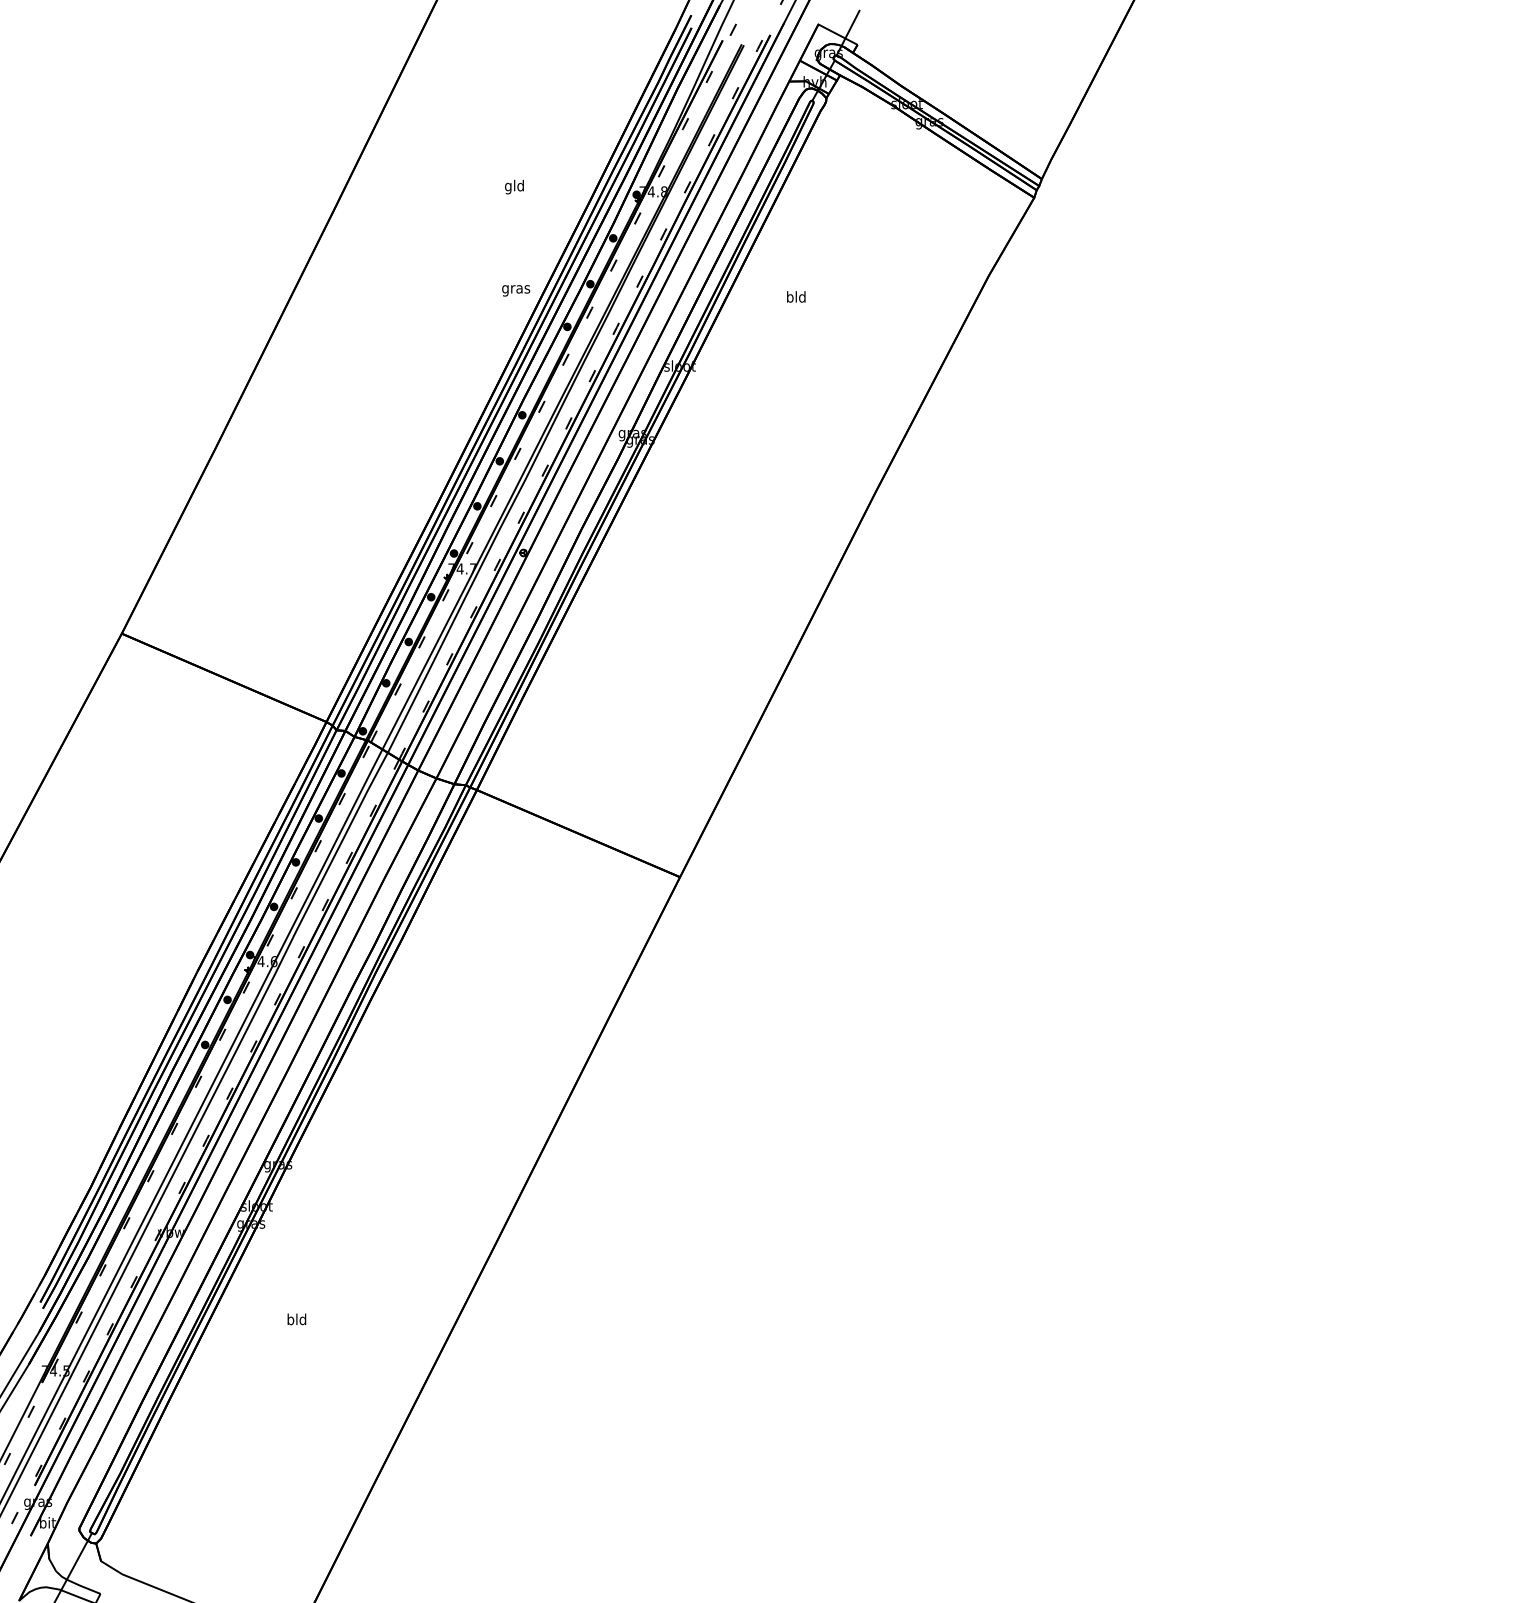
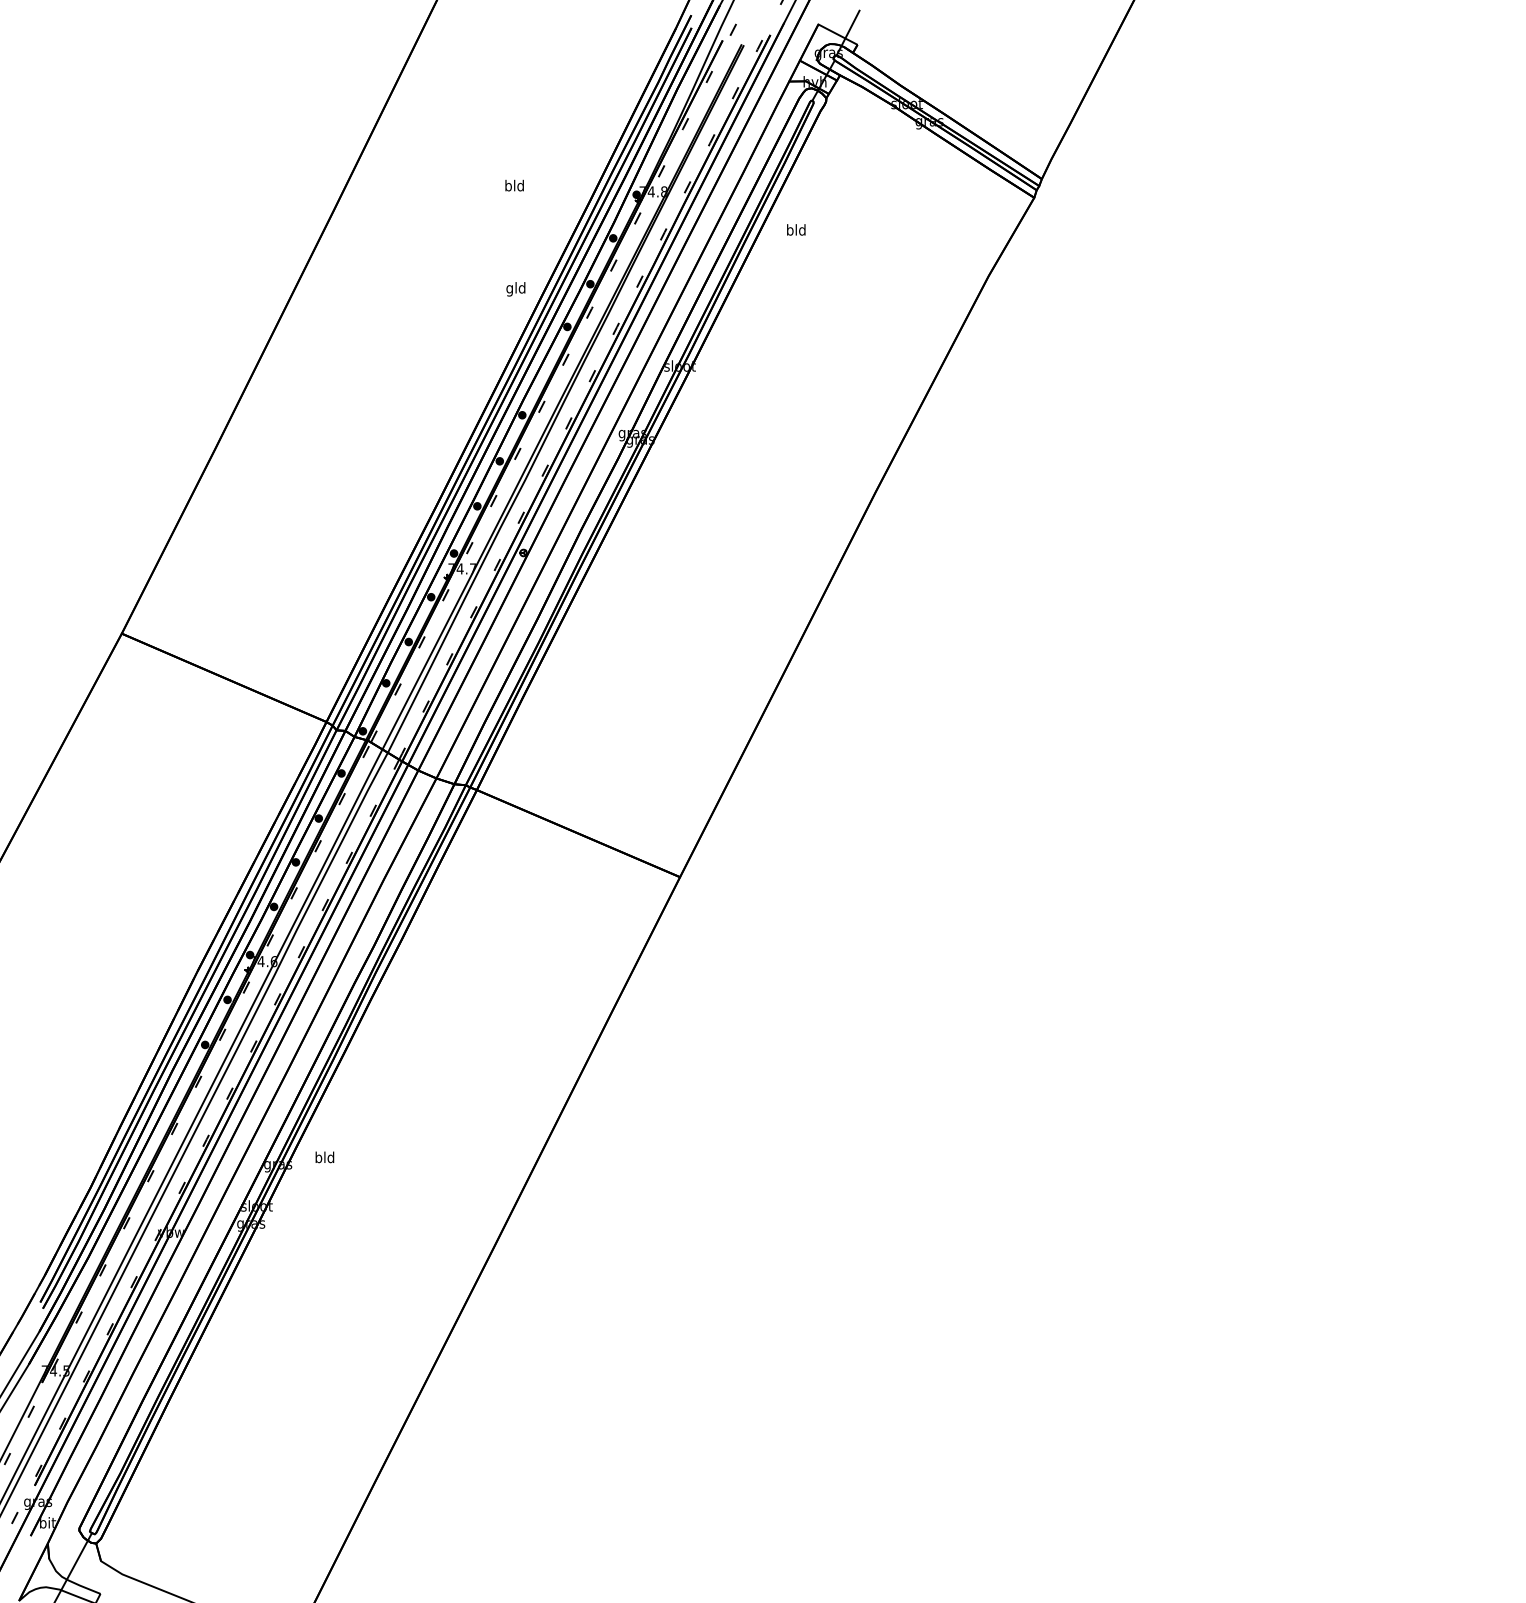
text: gld -> bld (508, 186)
text: gras -> gld (516, 289)
text position: (796, 296) -> (796, 229) (796, 229)
text position: (296, 1319) -> (324, 1157) (324, 1157)
